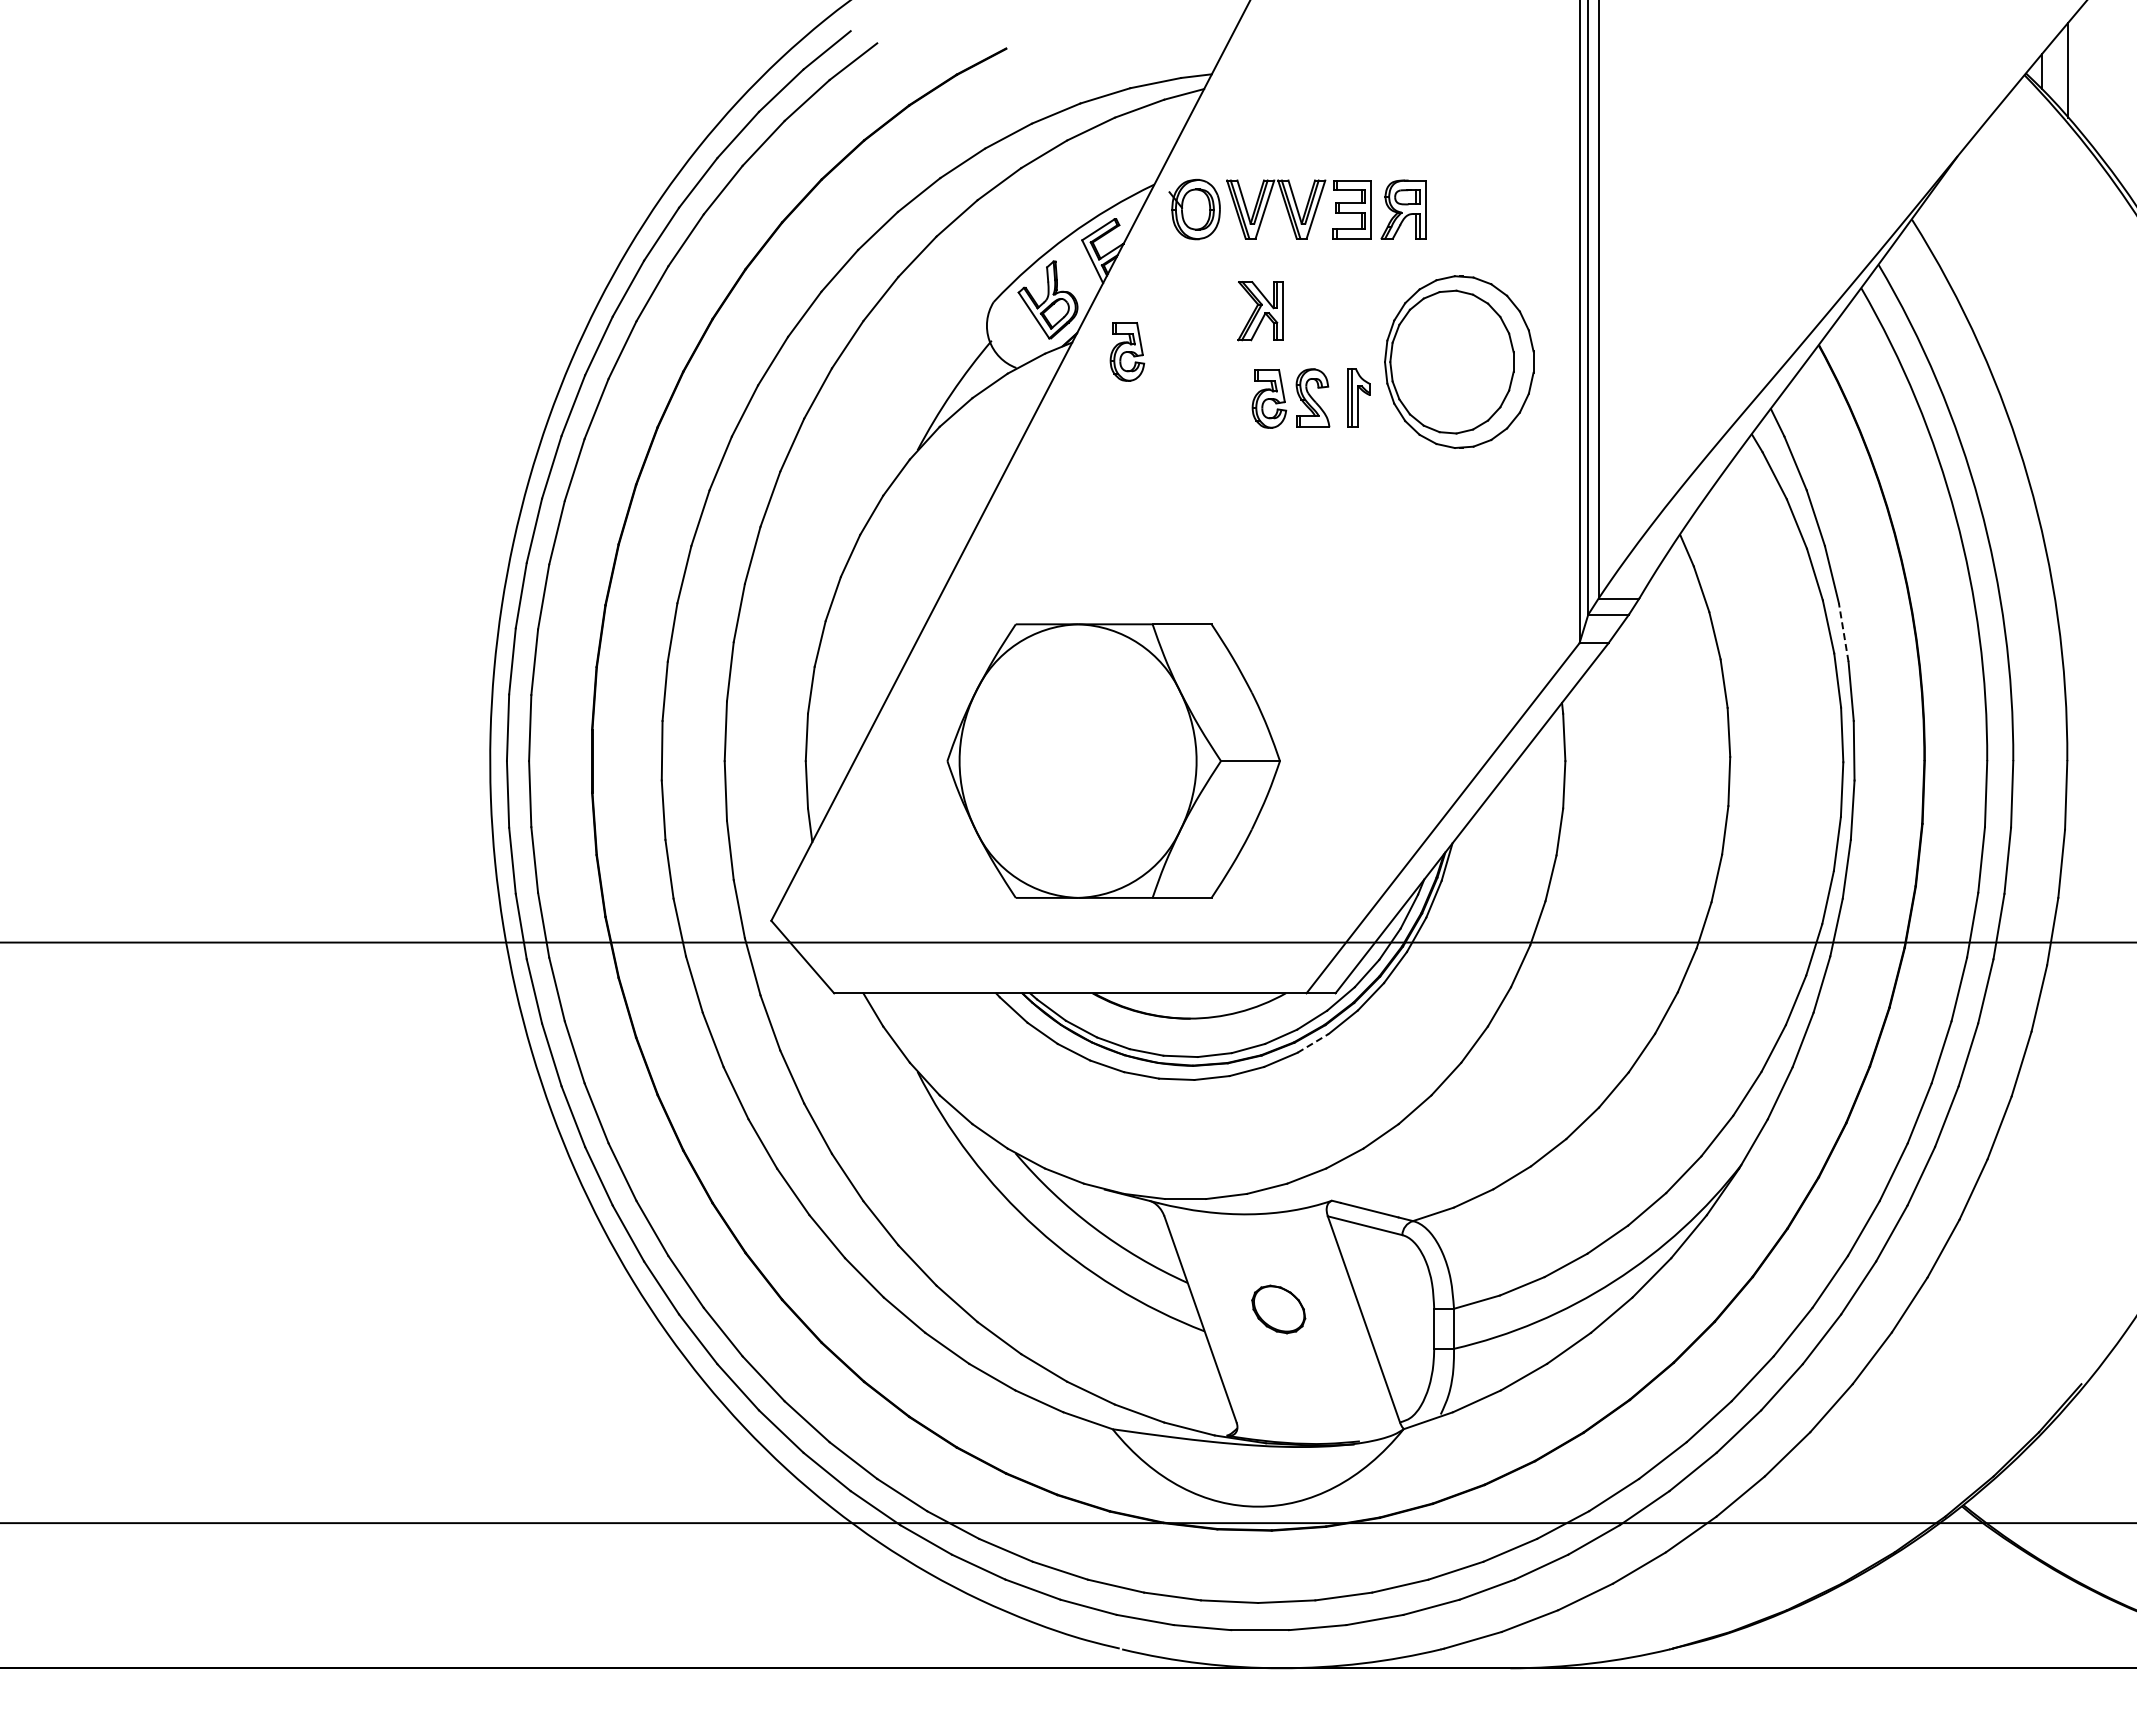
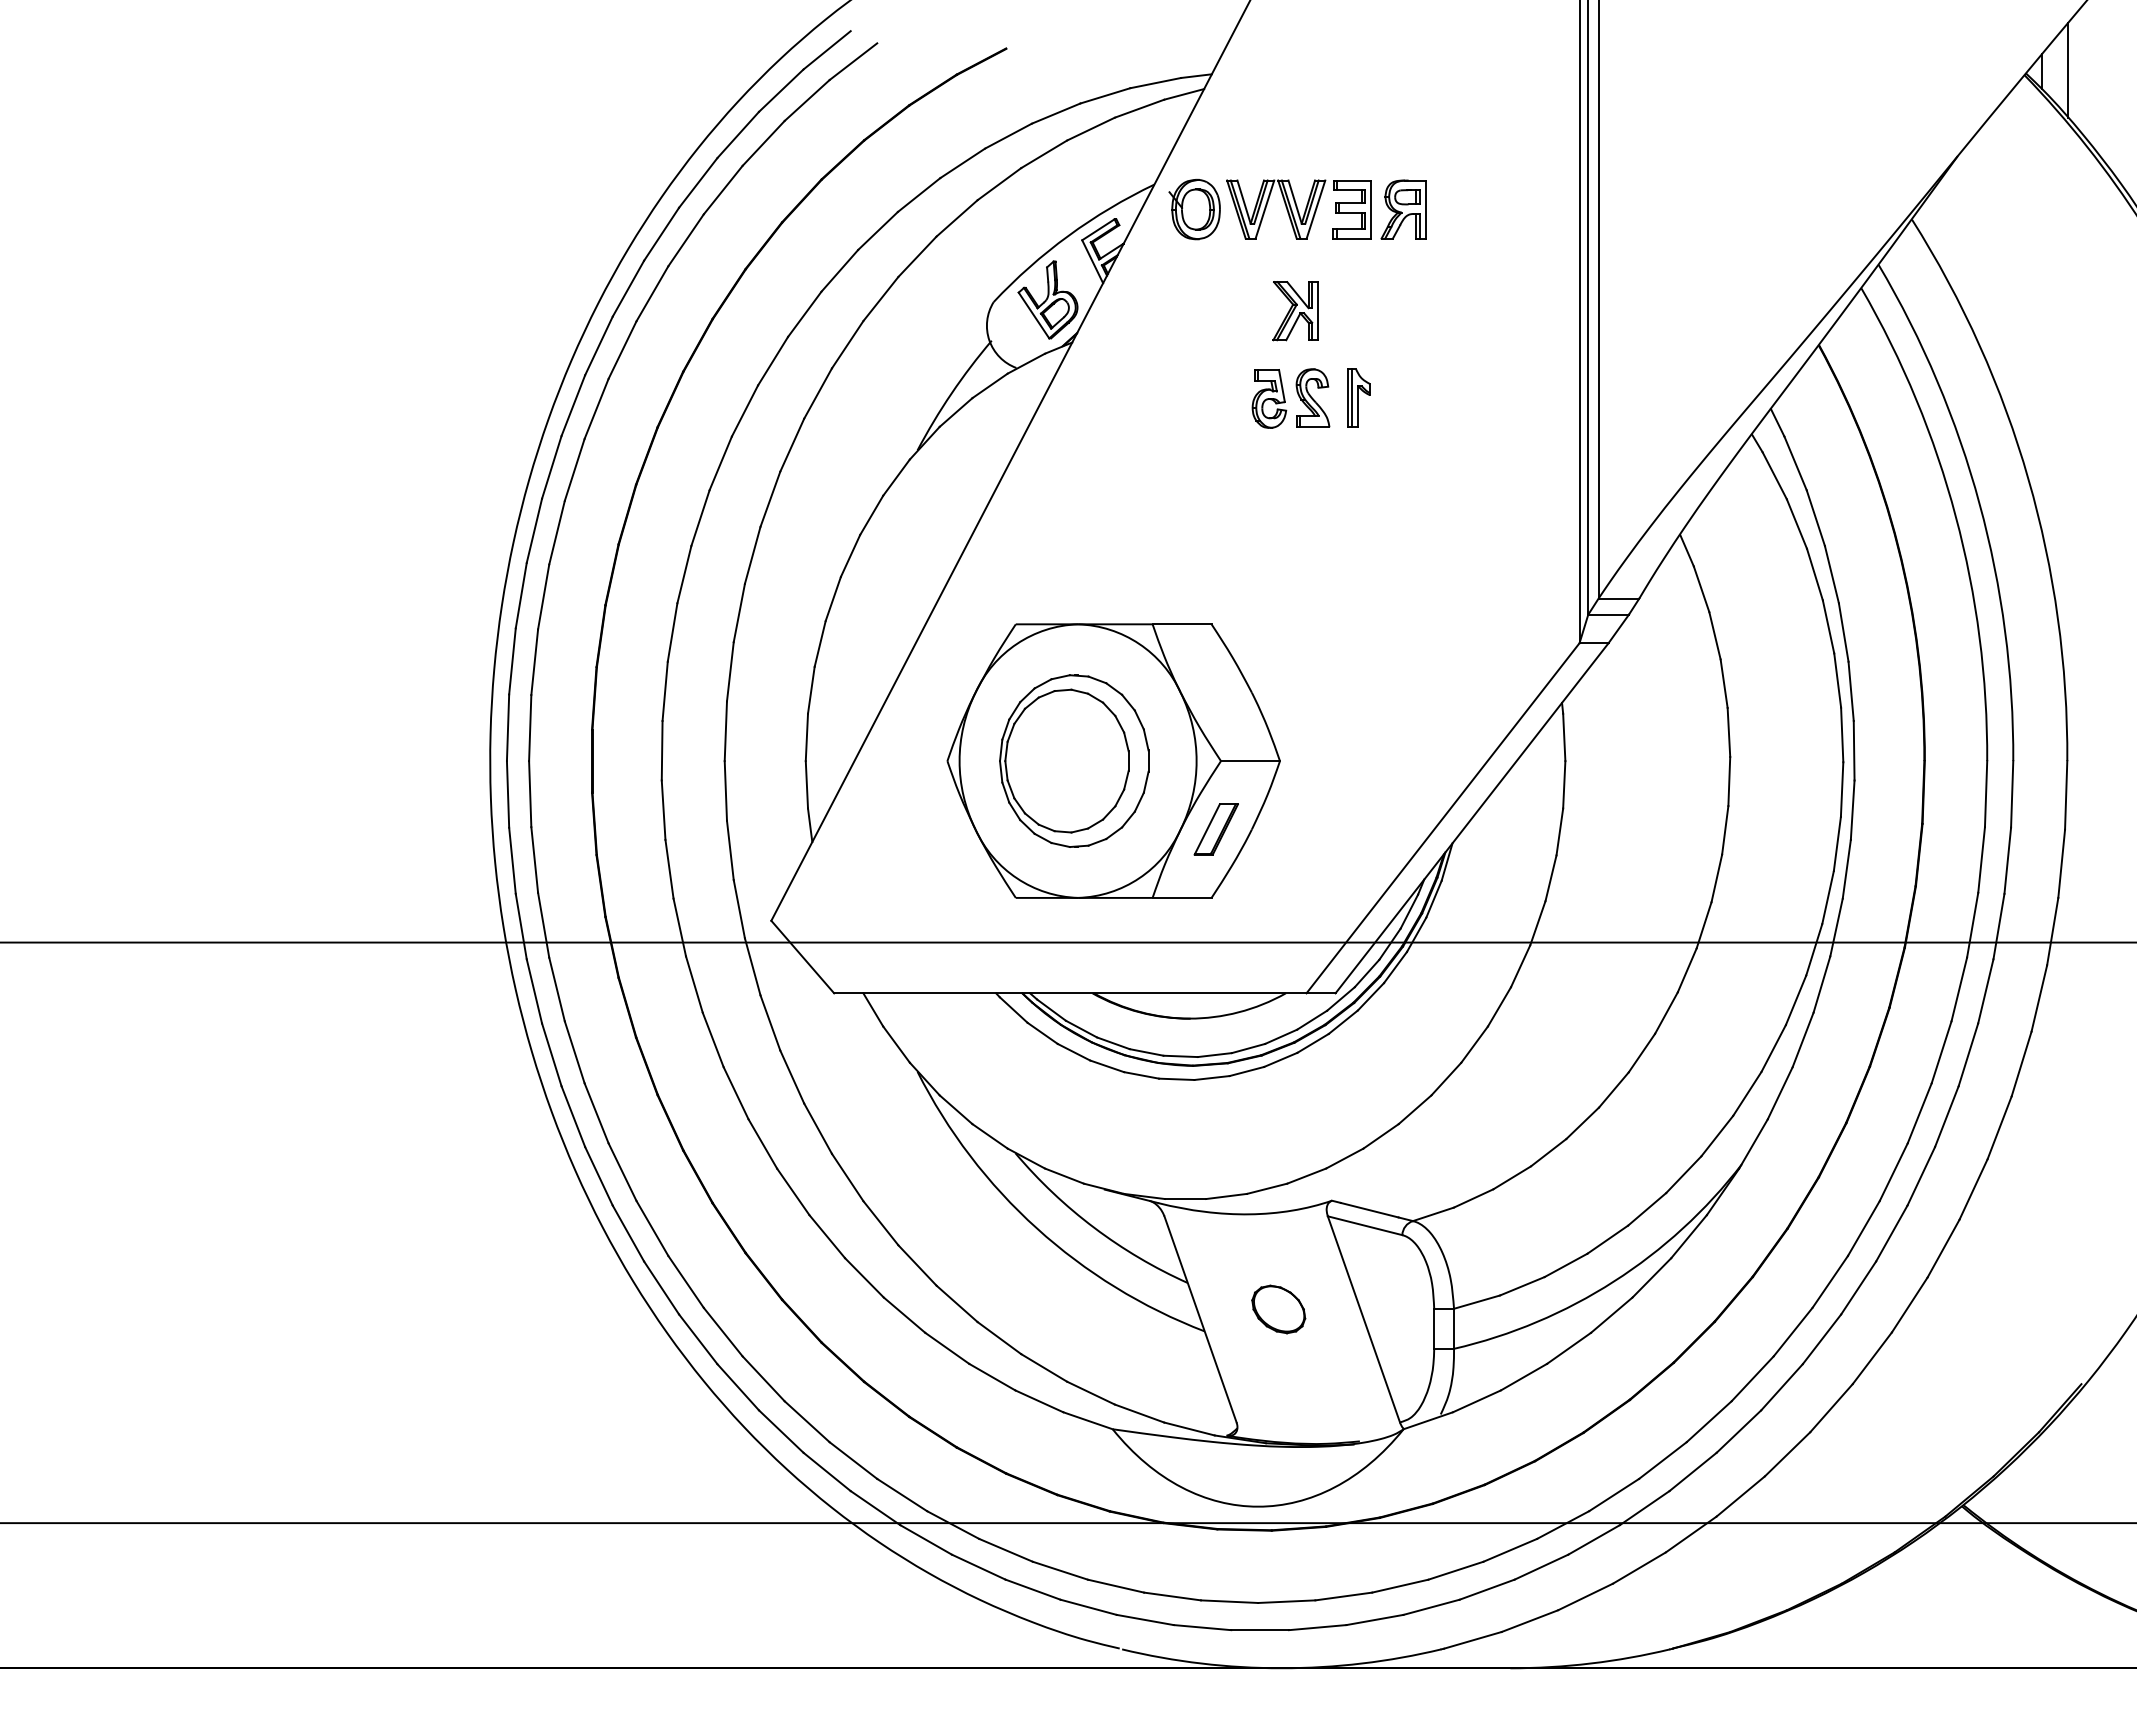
part position: (1260, 311) -> (1295, 311) (1295, 311)
part: present -> none (1127, 351)
part position: (1459, 361) -> (1074, 760) (1074, 760)
line: dashed -> solid (1843, 632)
part: none -> present (1215, 829)
line: dashed -> solid (1313, 1043)
